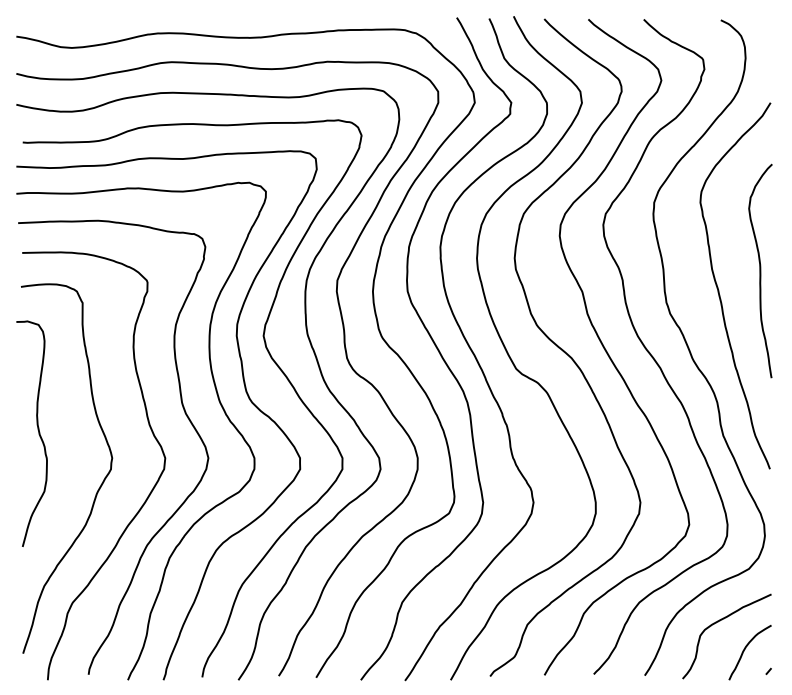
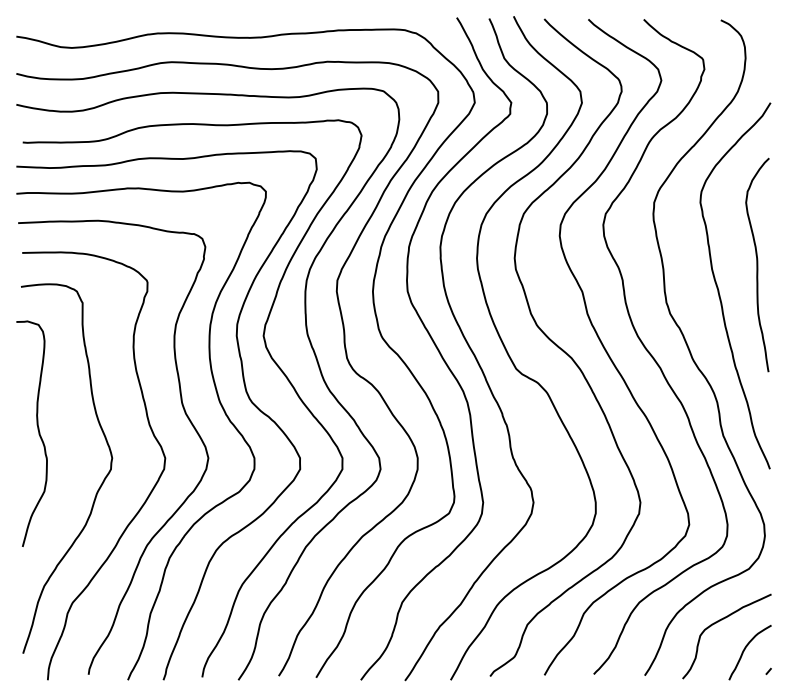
curve position: (760, 270) -> (757, 264) (757, 264)
